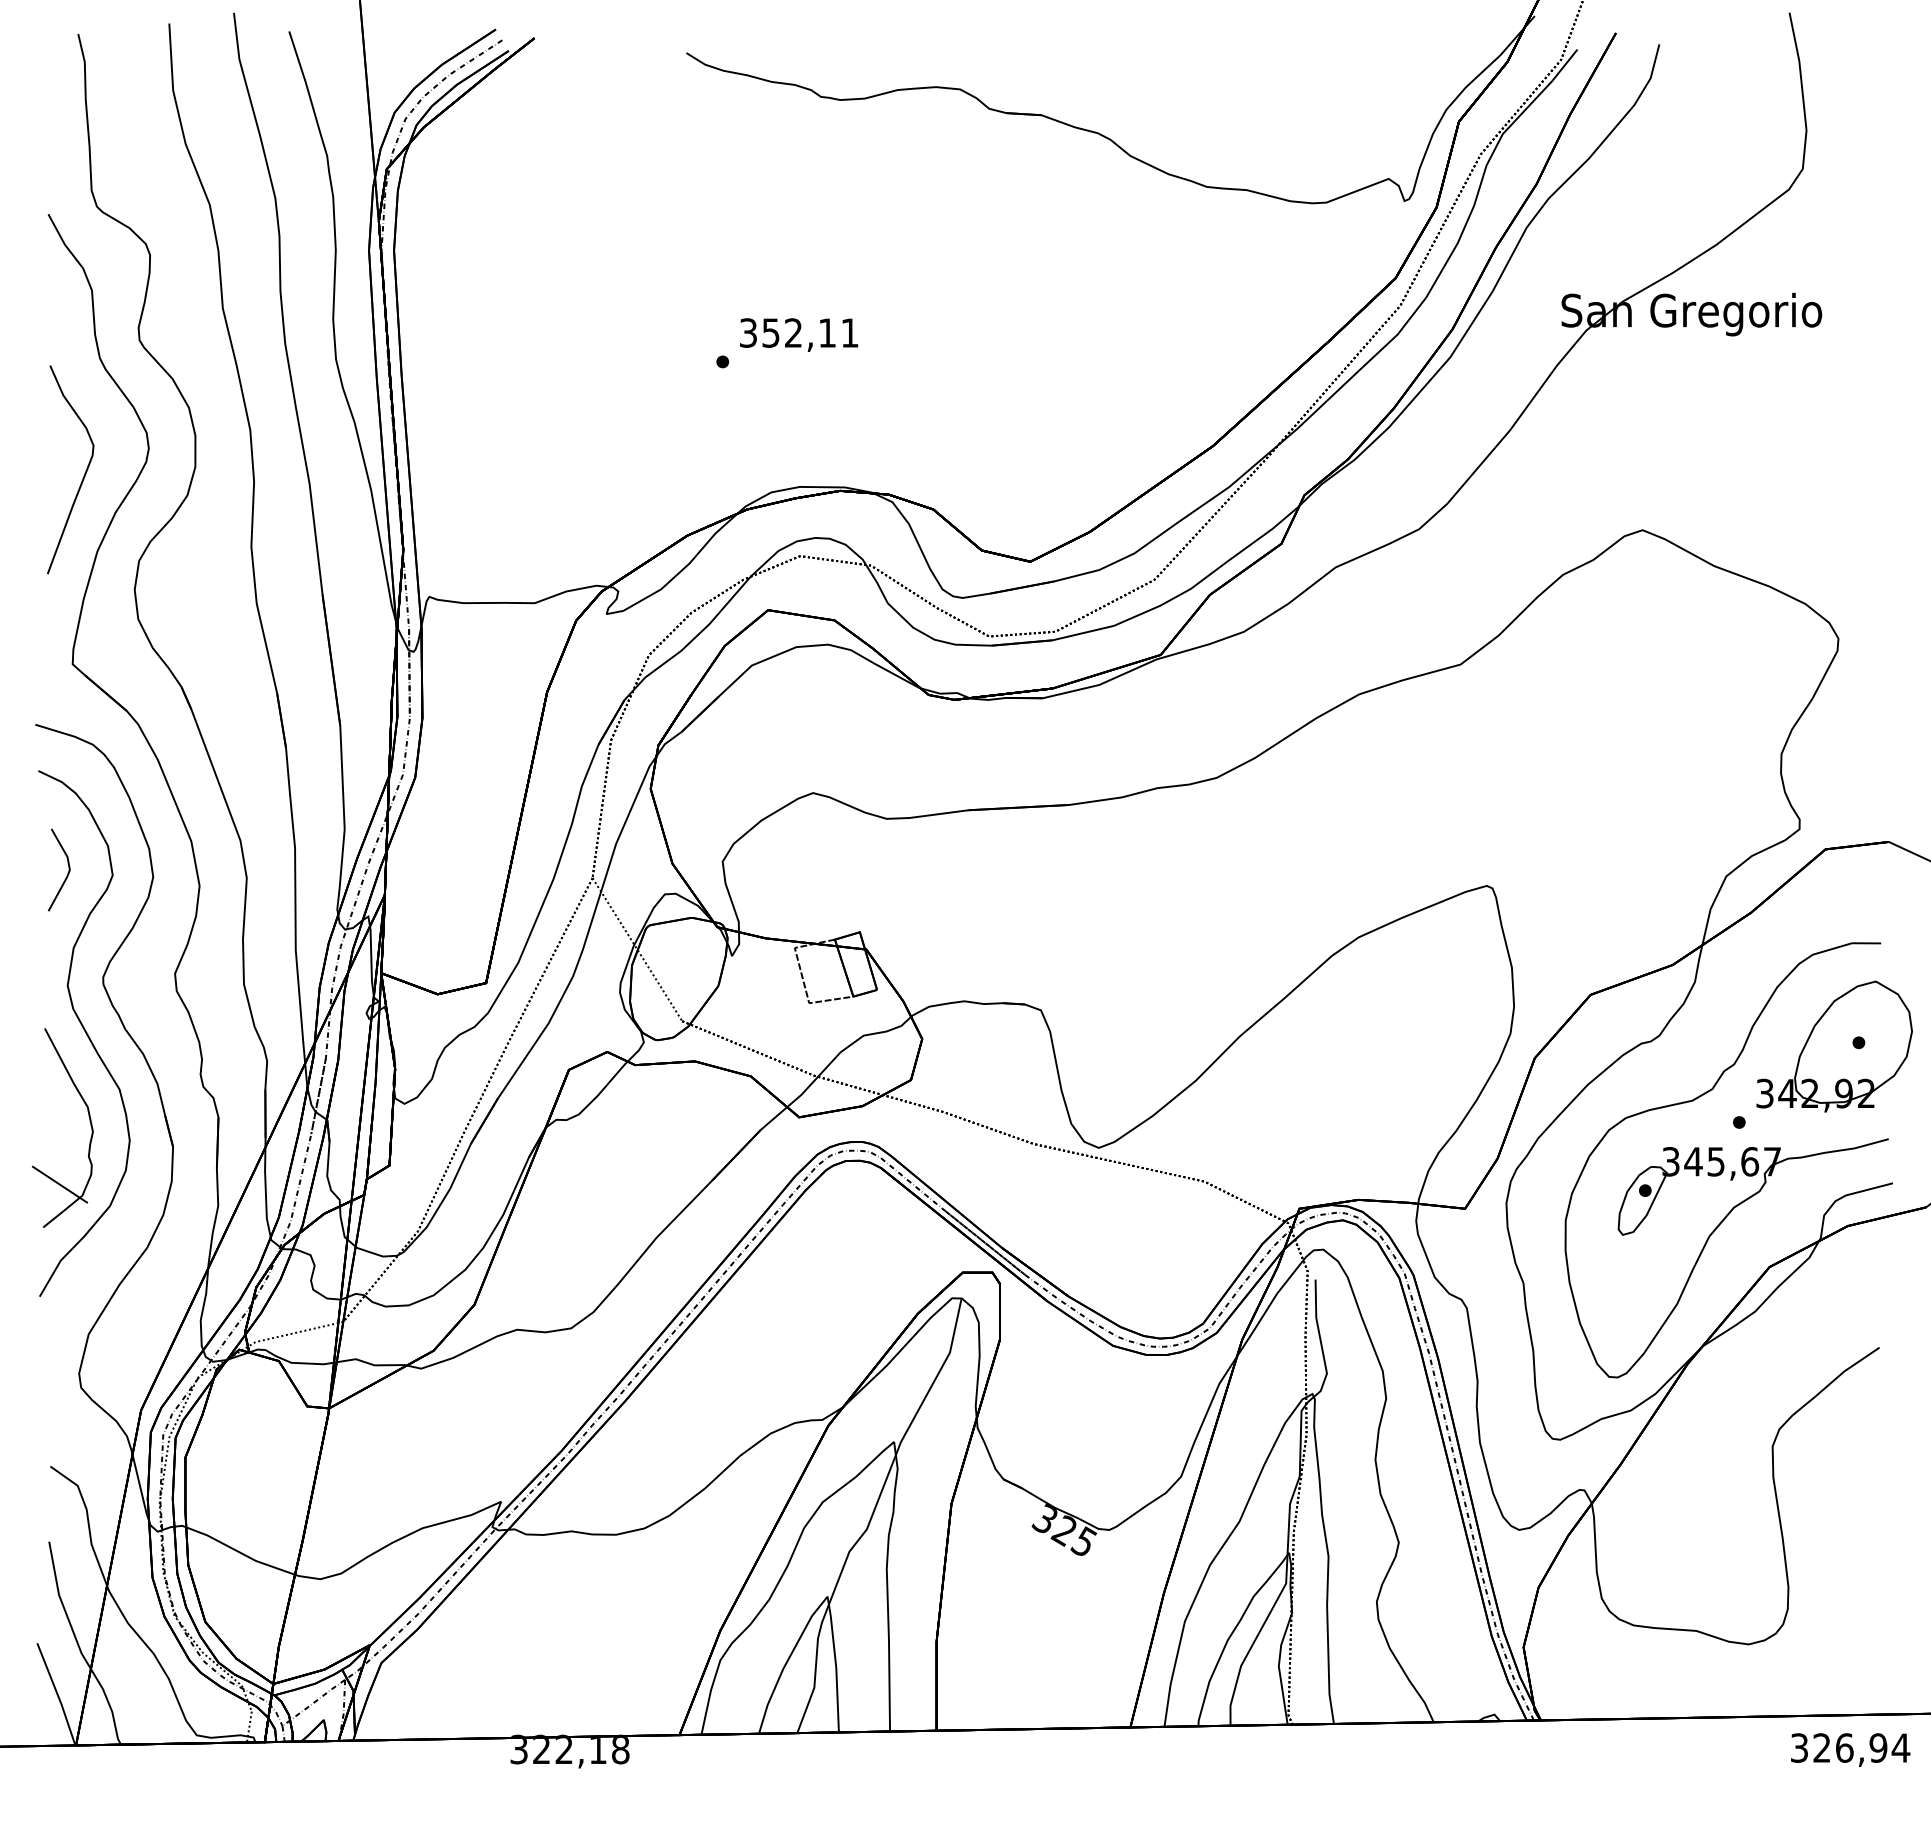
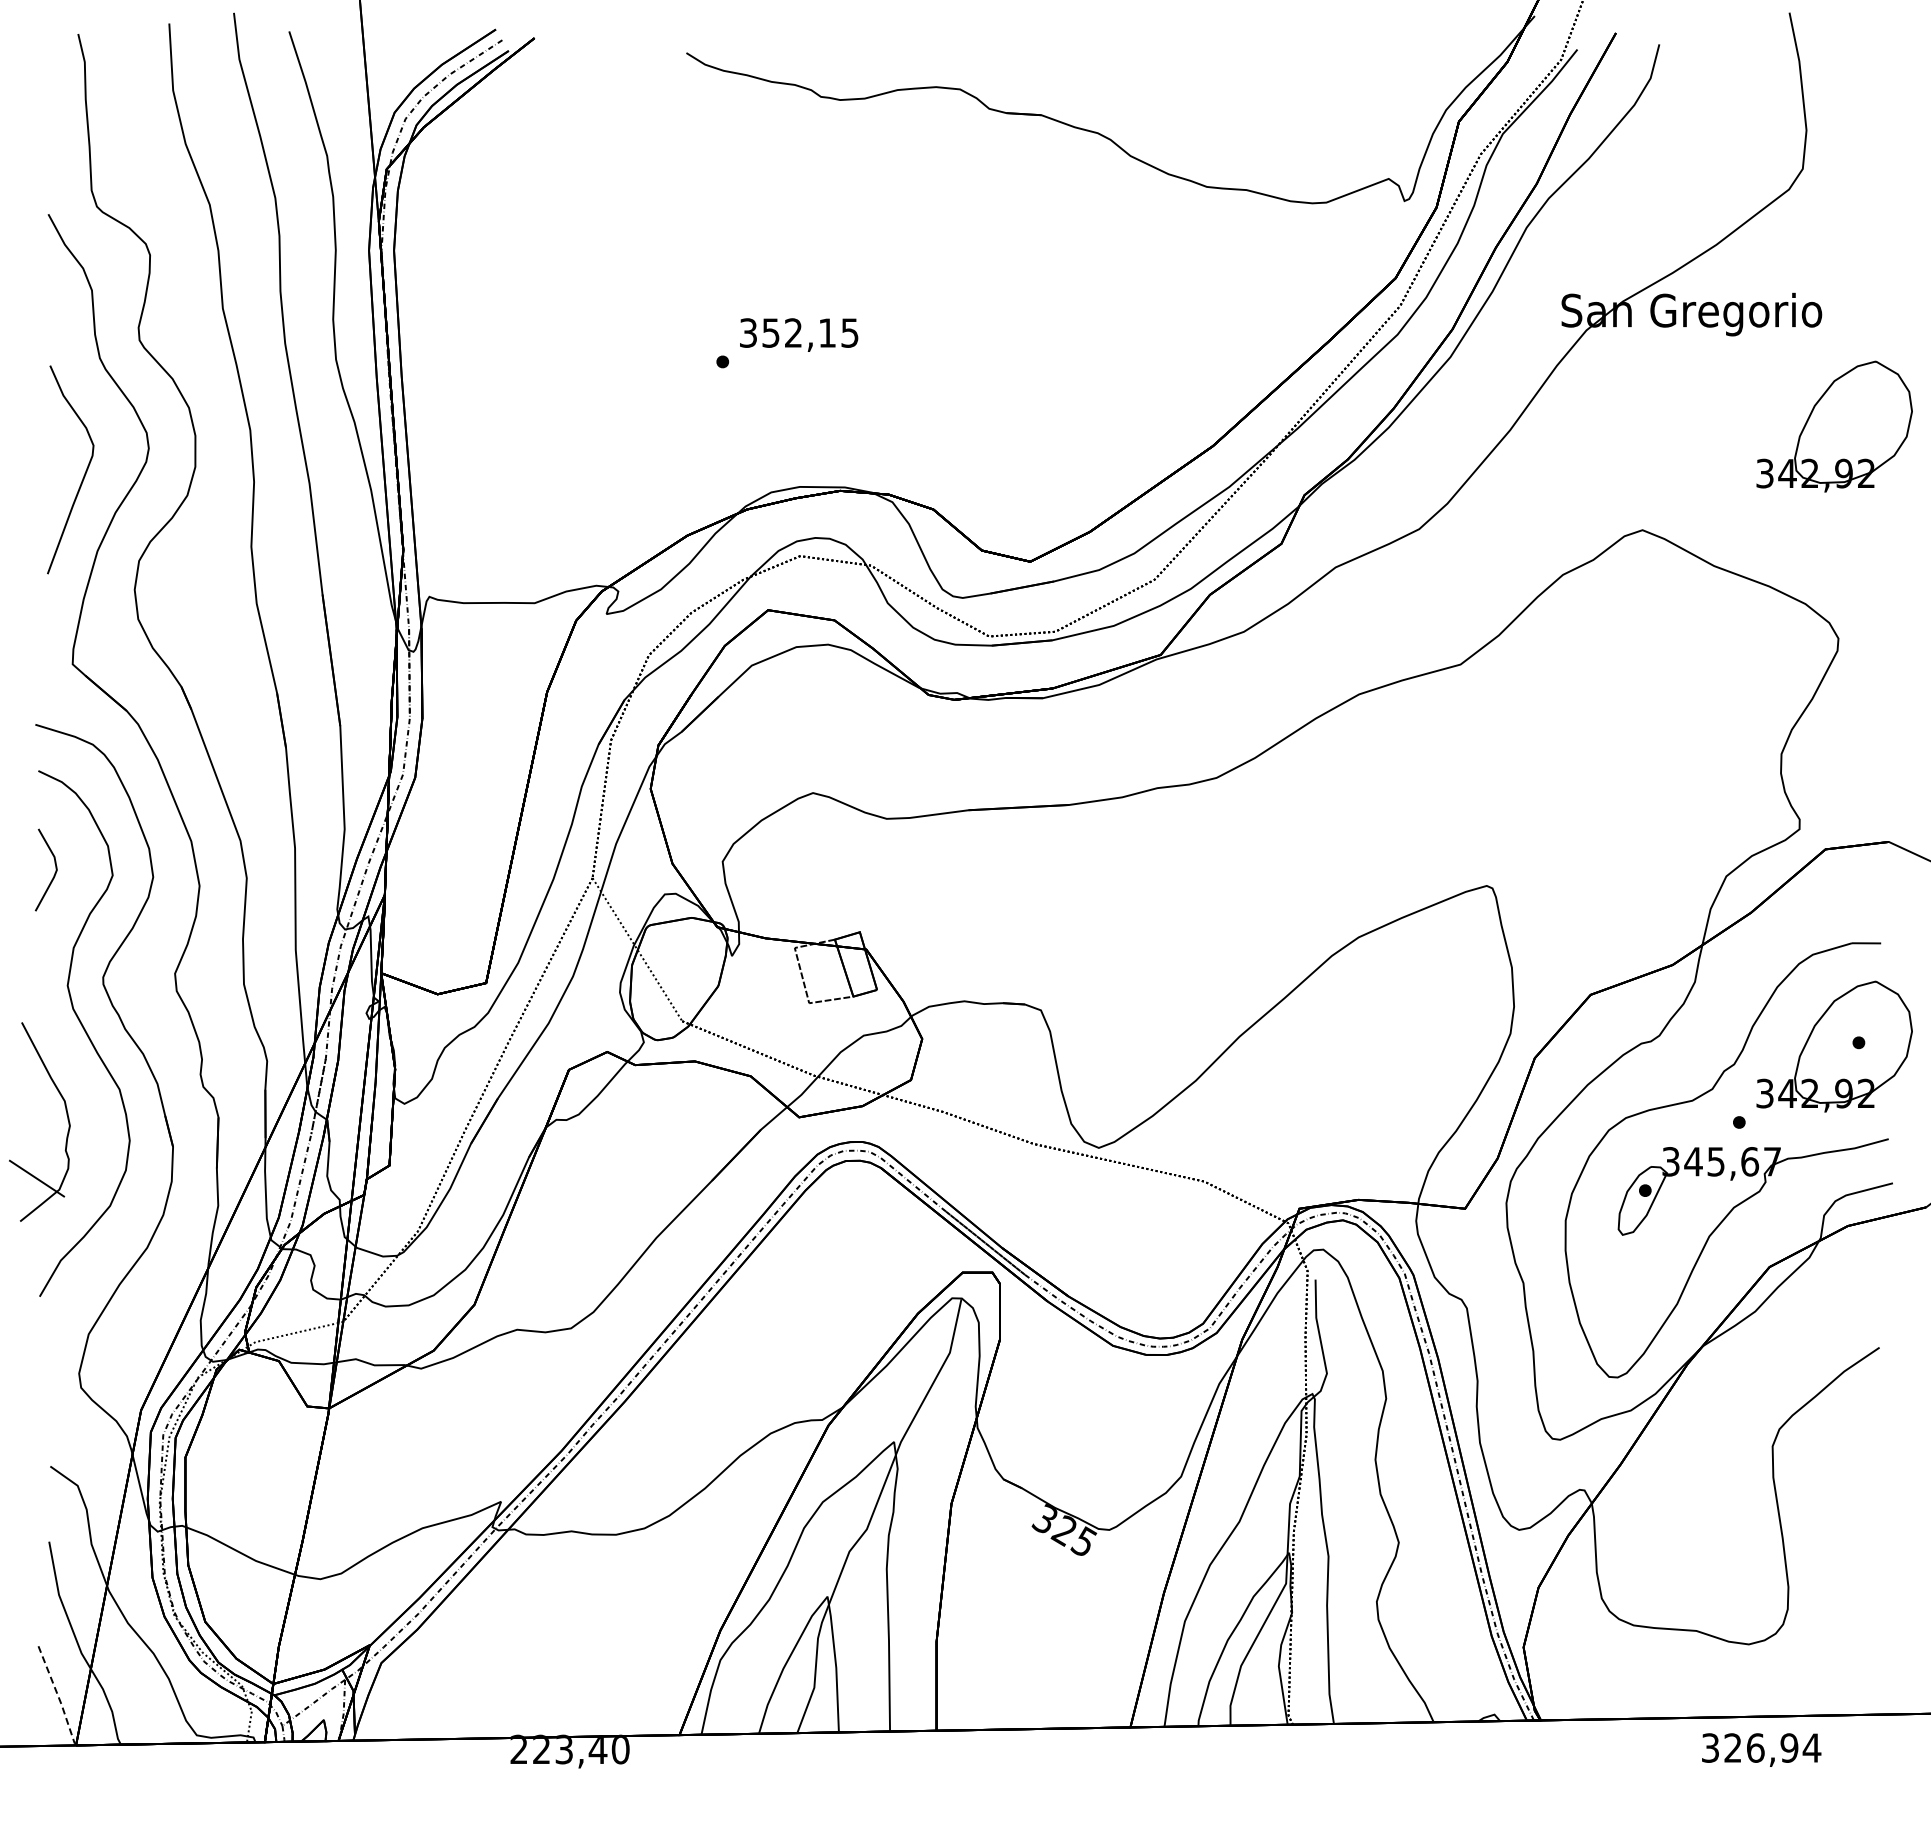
text: 352,11 -> 352,15 (849, 332)
part: none -> present (1834, 426)
line position: (67, 873) -> (54, 873) (54, 873)
part position: (89, 1121) -> (66, 1115) (66, 1115)
line: solid -> dashed (57, 1695)
text: 322,18 -> 223,40 (569, 1749)
text position: (1850, 1749) -> (1761, 1749) (1761, 1749)
